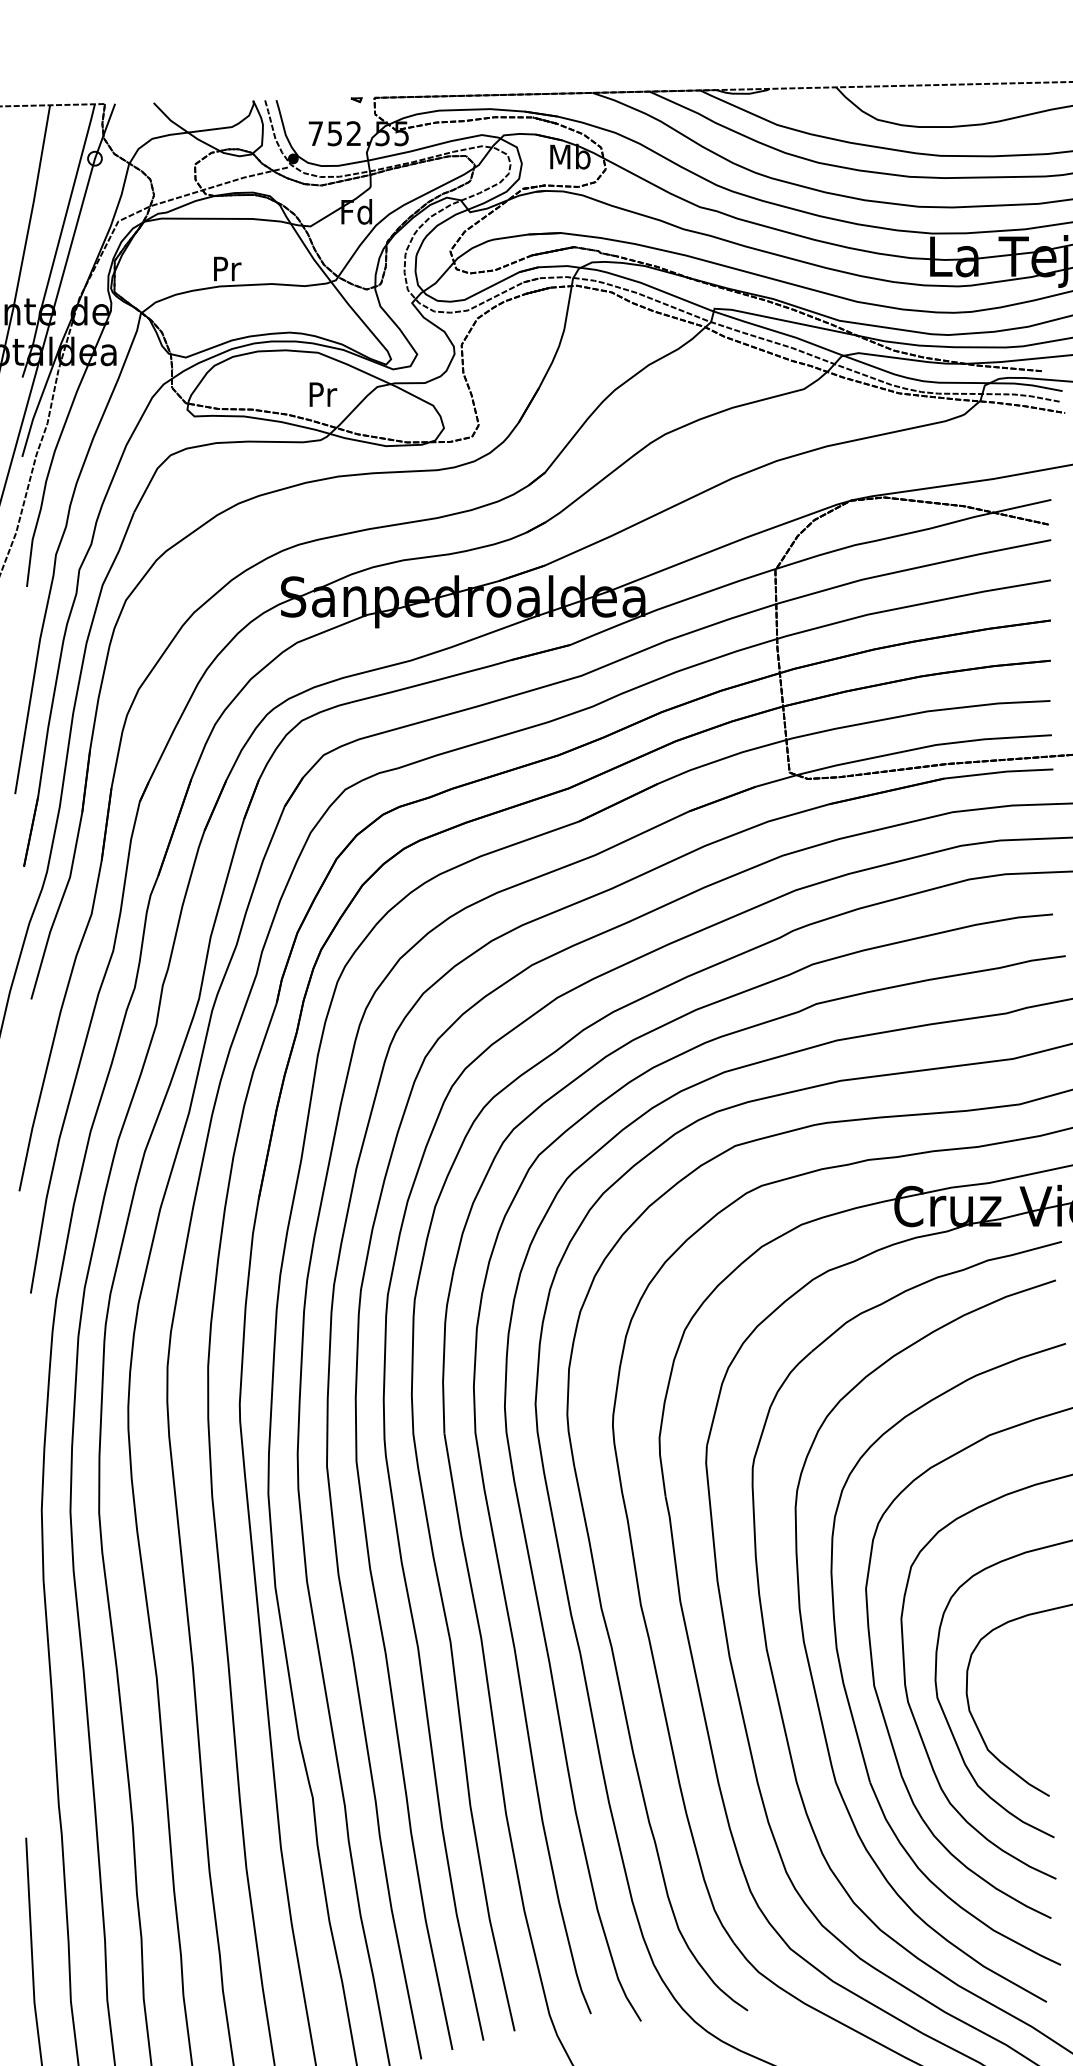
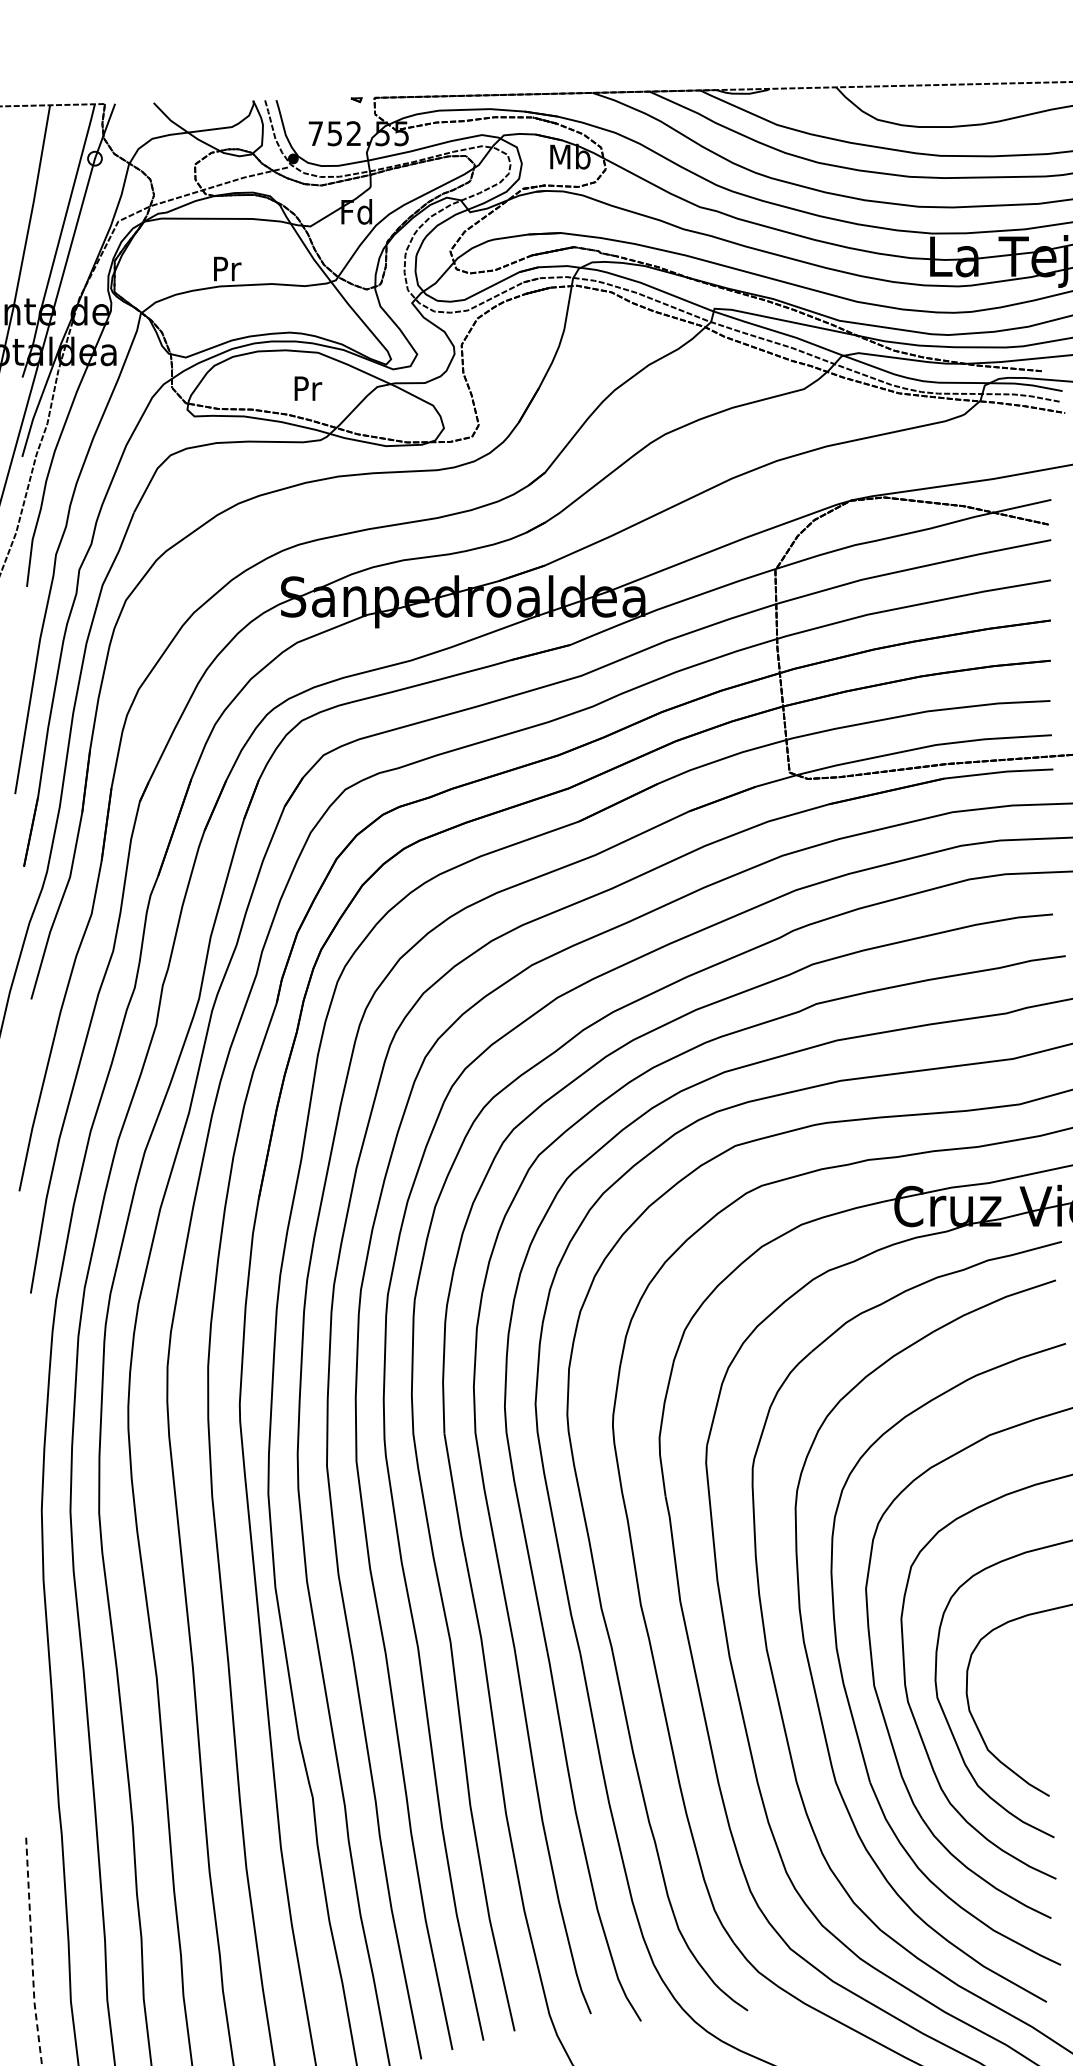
text position: (323, 394) -> (308, 388) (308, 388)
line: solid -> dashed (31, 1951)
